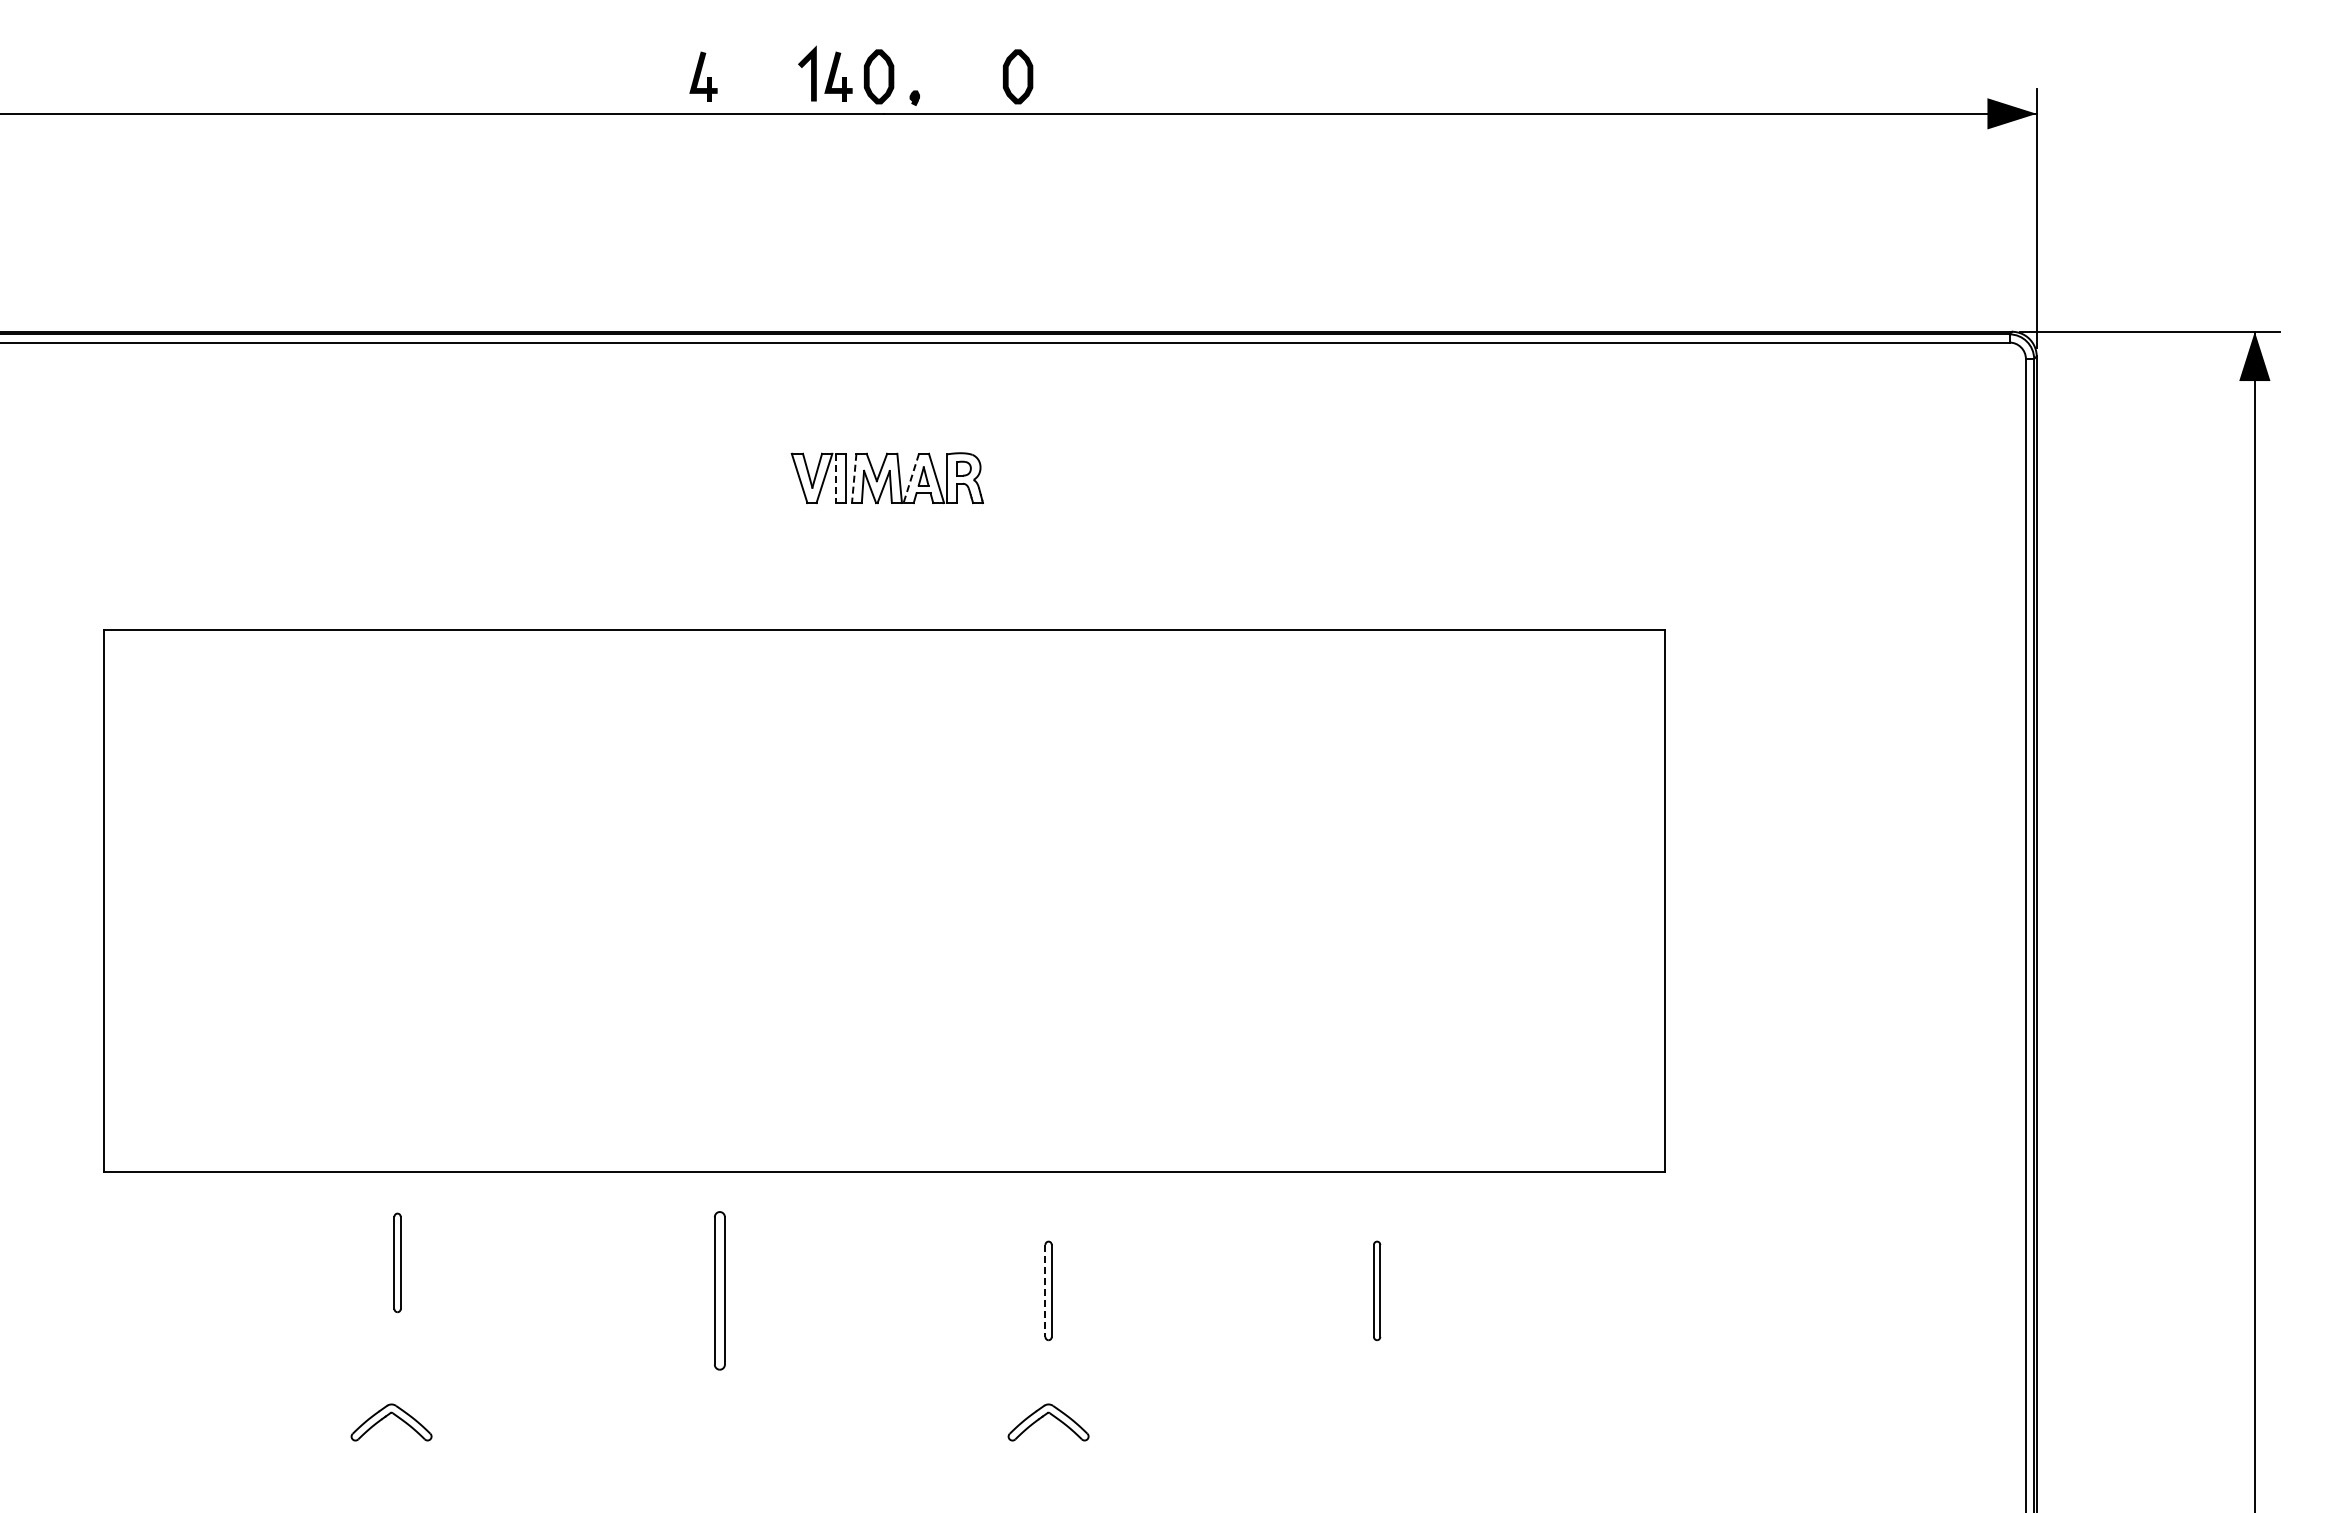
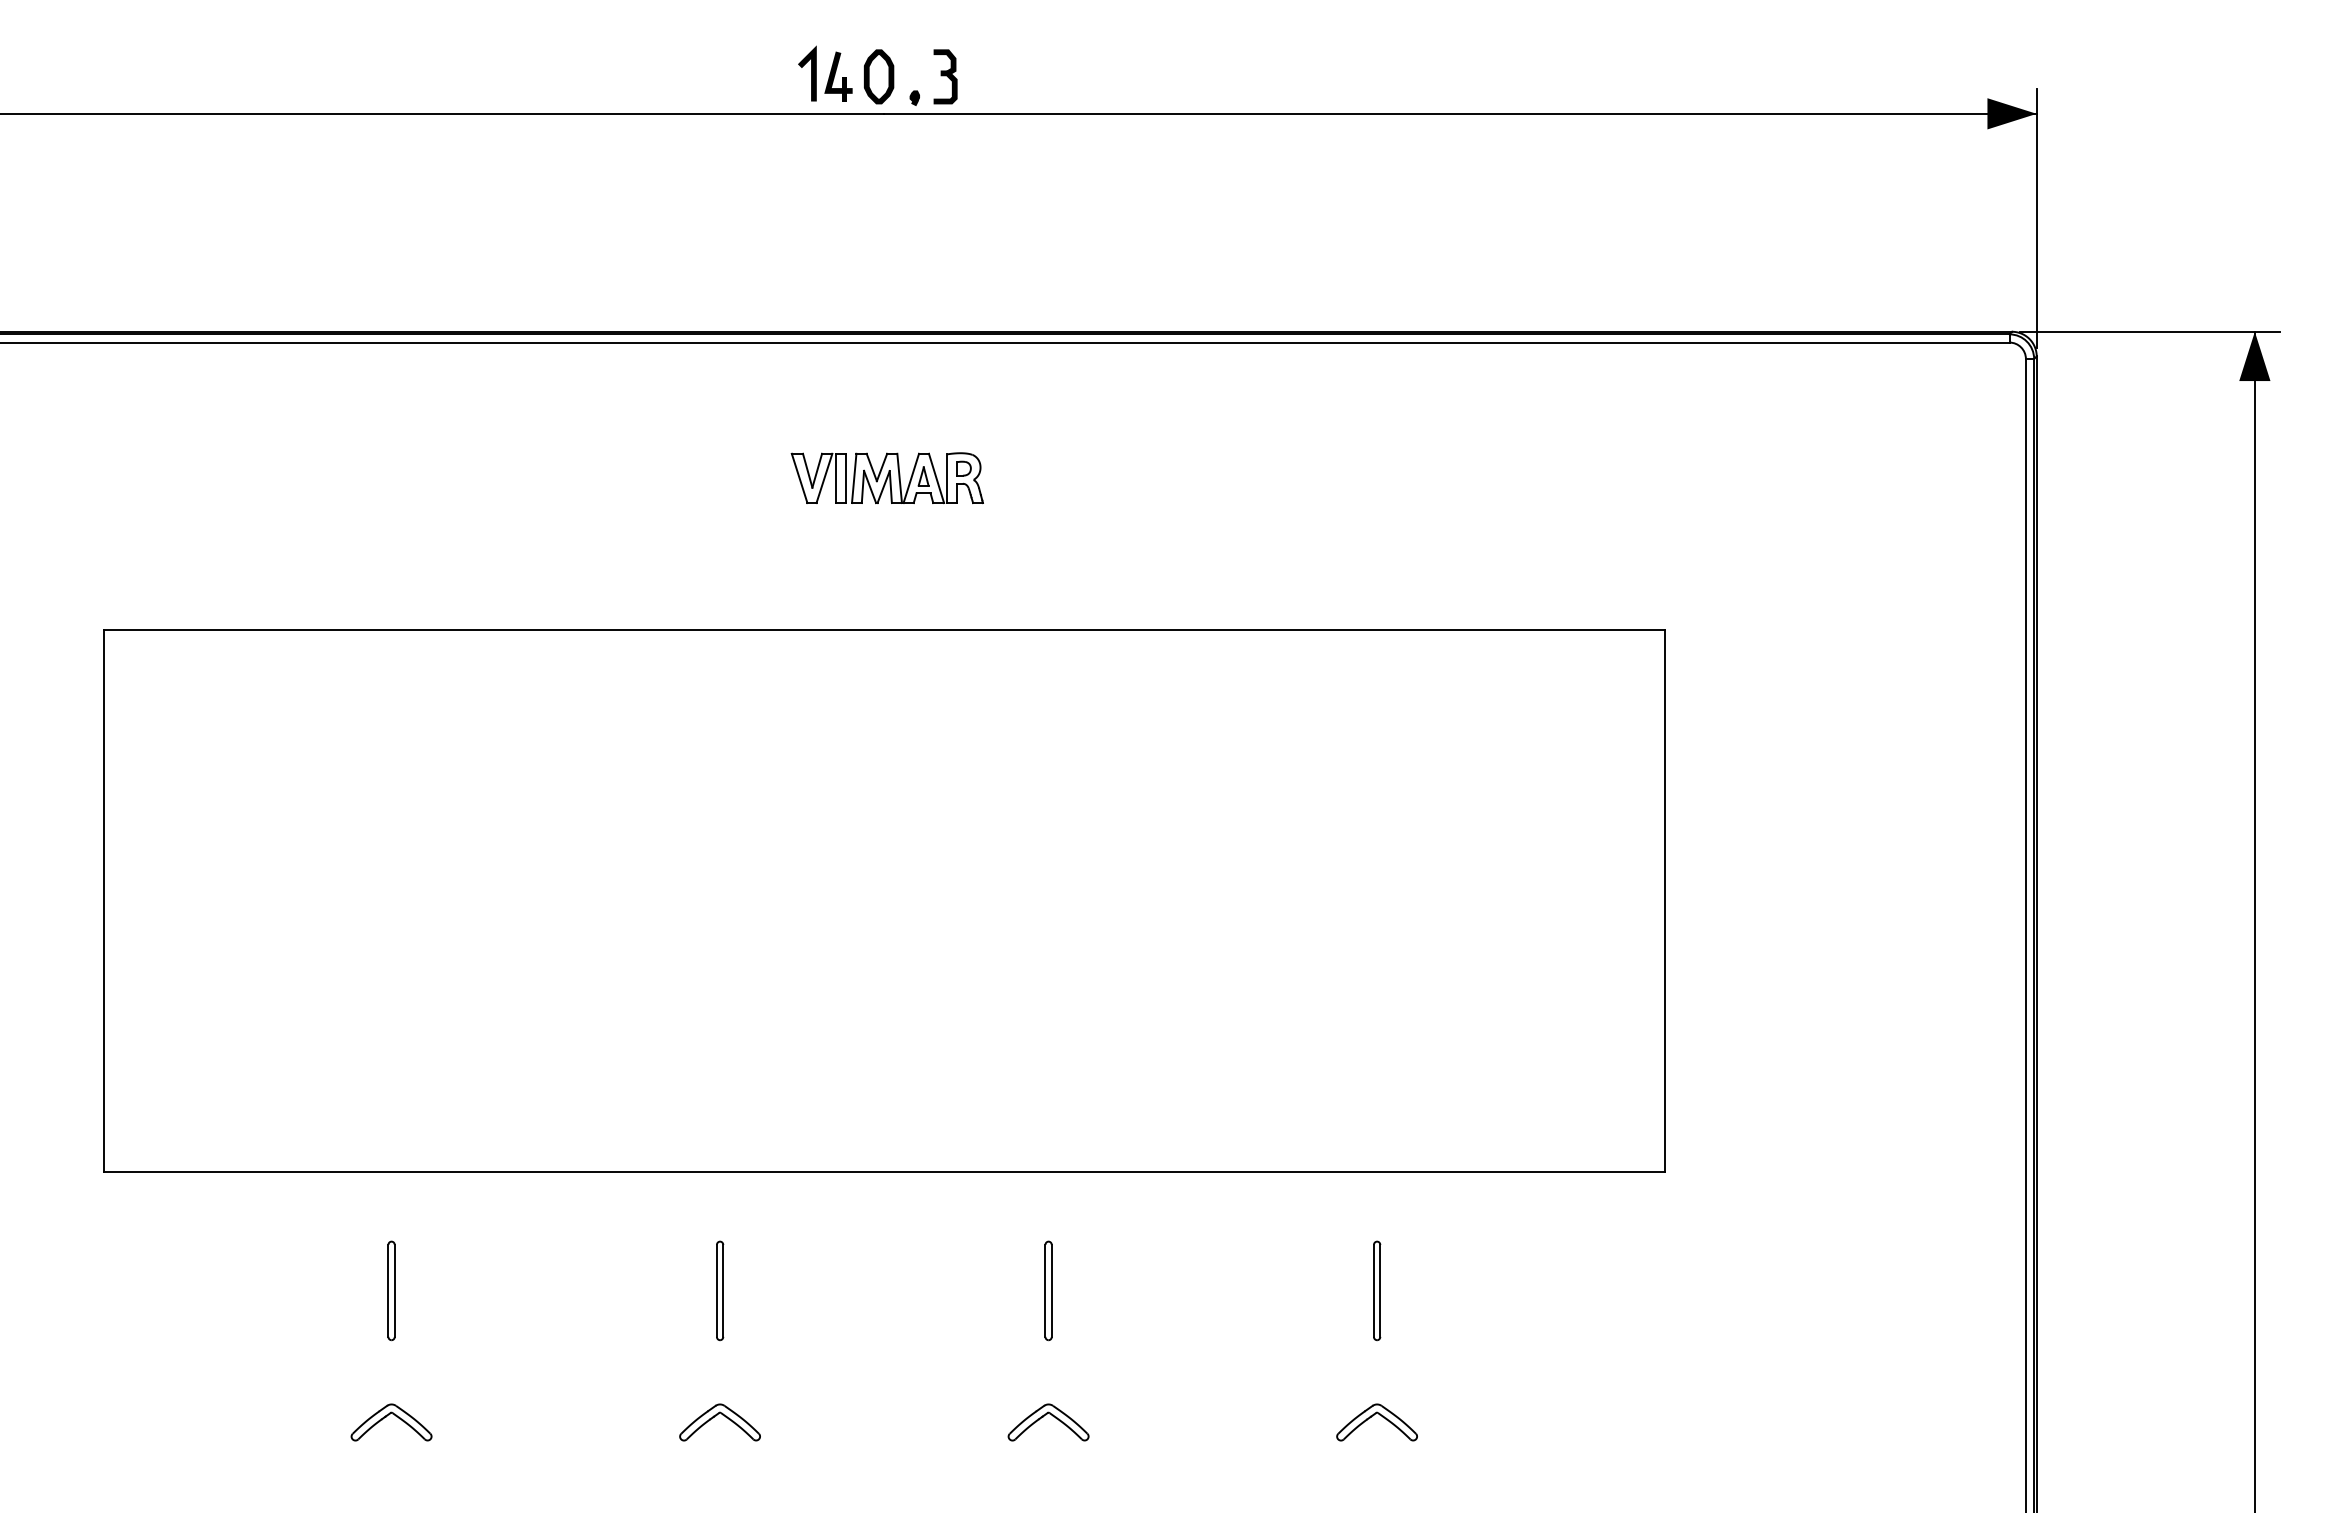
part: present -> none (703, 76)
part: none -> present (945, 76)
part: present -> none (1018, 76)
line: dashed -> solid (836, 478)
line: dashed -> solid (854, 478)
line: dashed -> solid (911, 478)
part position: (397, 1262) -> (391, 1290) (391, 1290)
part size: 12x160 px -> 9x102 px (720, 1290)
line: dashed -> solid (1045, 1290)
part: none -> present (716, 1416)
part: none -> present (1373, 1416)
